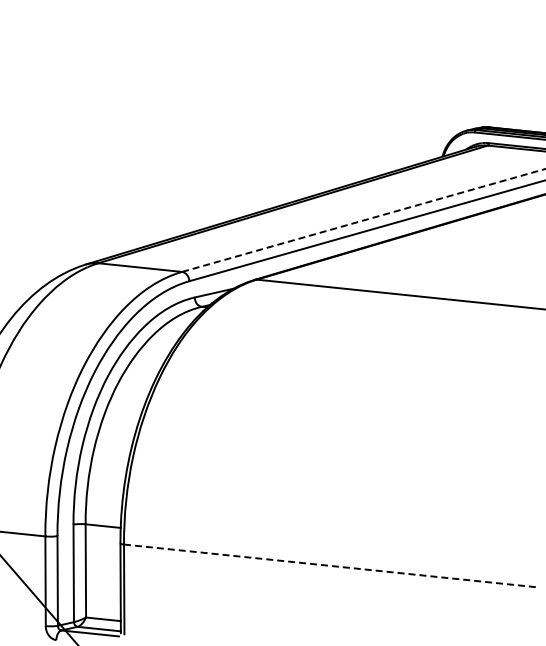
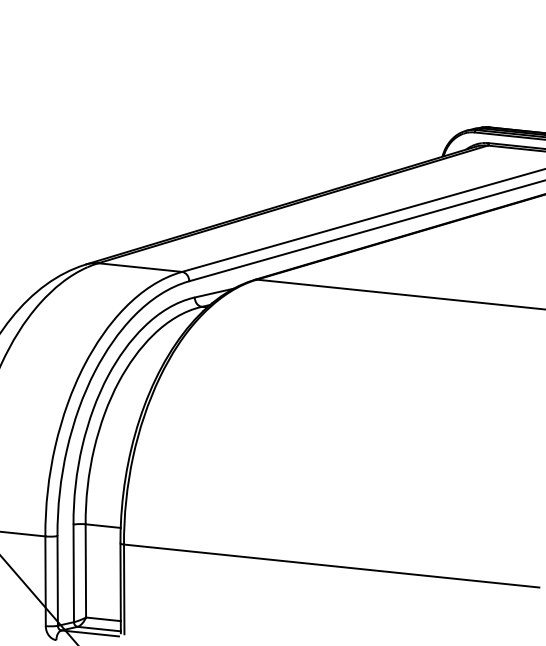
line: dashed -> solid (363, 220)
line: dashed -> solid (331, 566)
